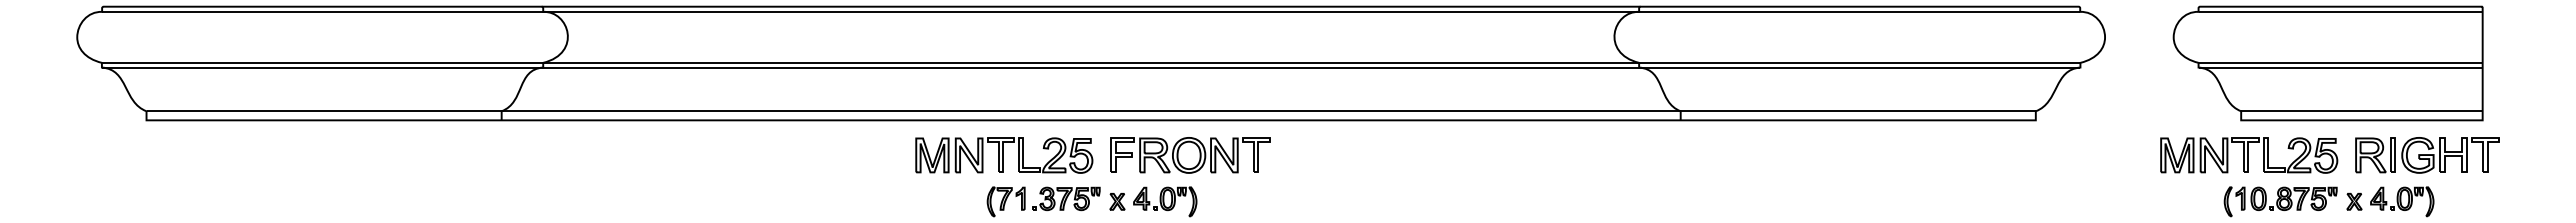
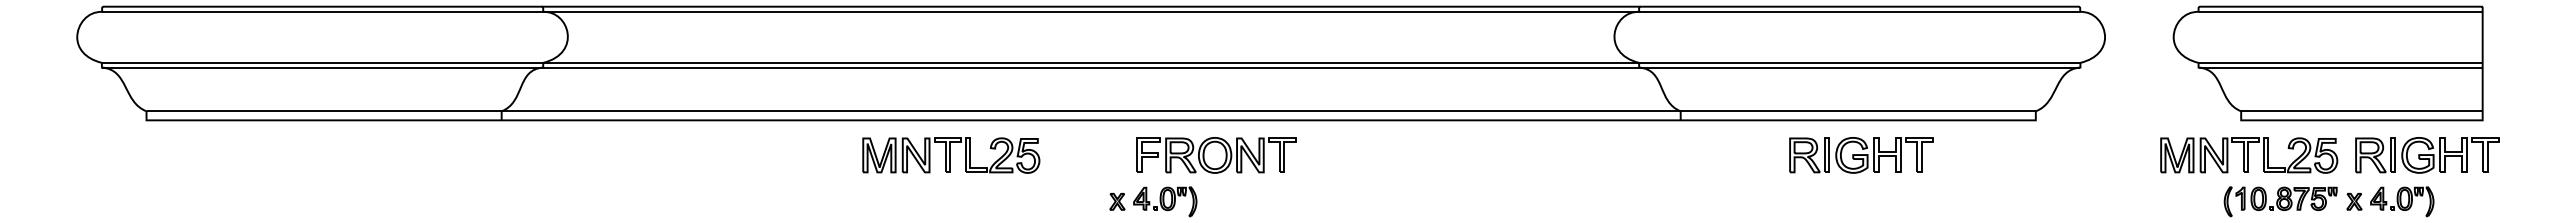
part position: (1004, 155) -> (951, 155) (951, 155)
part position: (1190, 155) -> (1216, 155) (1216, 155)
part: none -> present (1861, 155)
part: present -> none (1043, 201)
